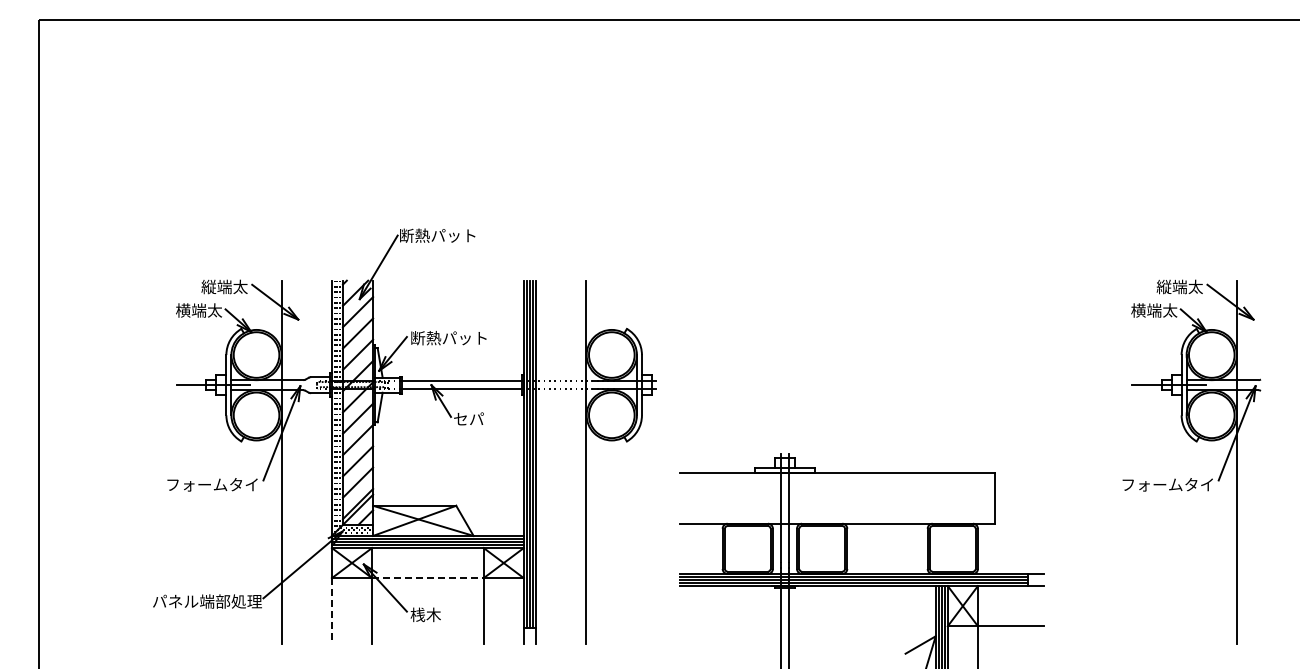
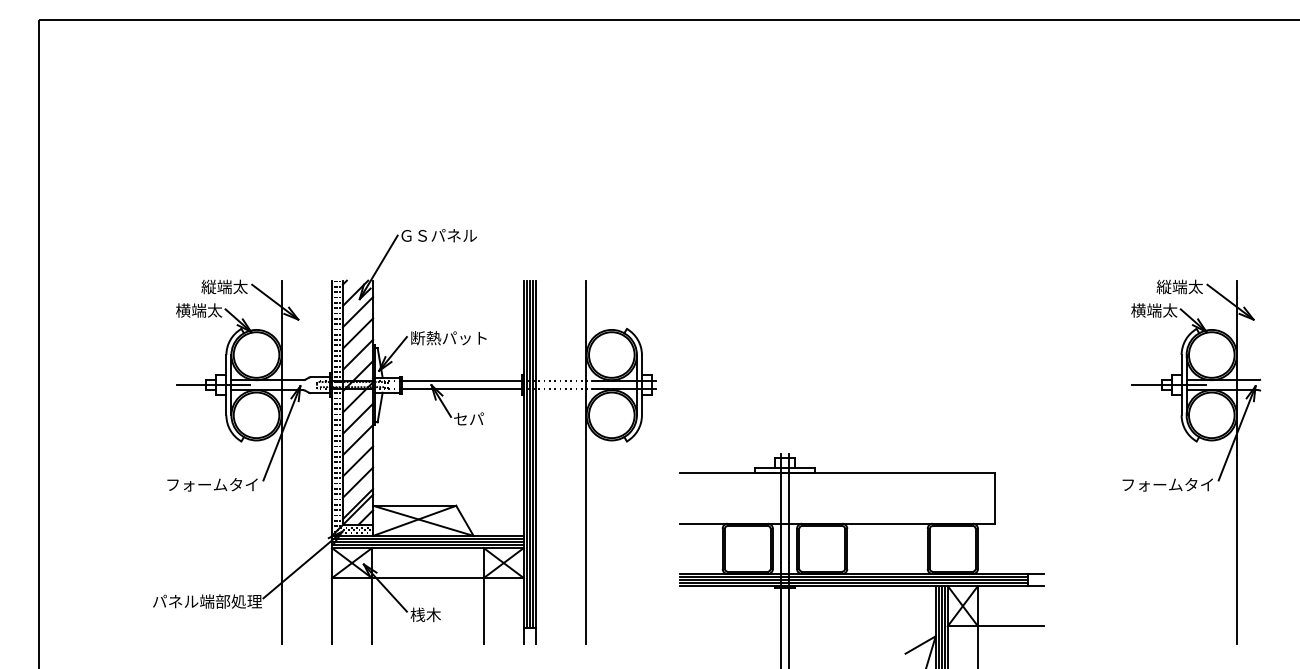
text: 断熱パット -> ＧＳパネル (438, 235)
line: dashed -> solid (427, 578)
line: dashed -> solid (331, 611)
